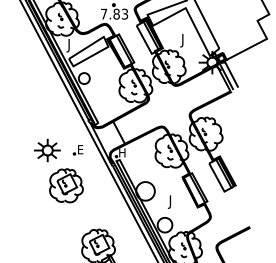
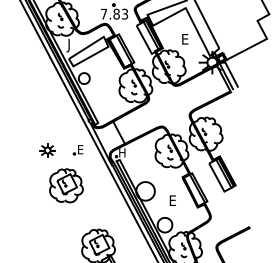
text: J -> E (184, 40)
part size: 27x25 px -> 17x15 px (47, 150)
text: J -> E (171, 201)
